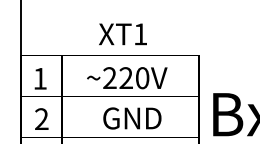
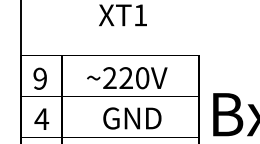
text position: (122, 34) -> (122, 15) (122, 15)
text: 1 -> 9 (39, 78)
text: 2 -> 4 (41, 118)
